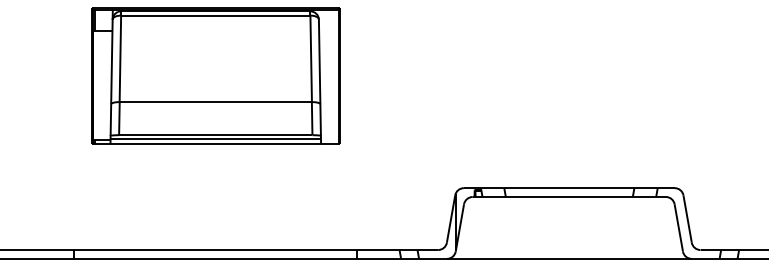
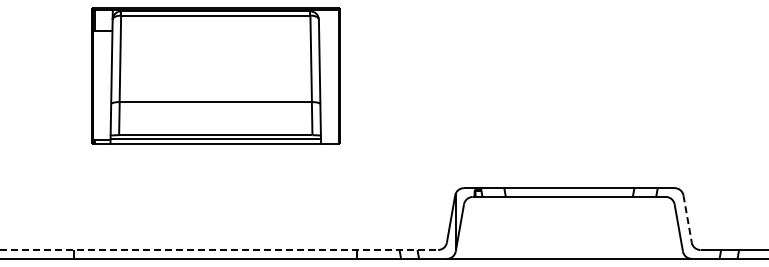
line: solid -> dashed (687, 219)
line: solid -> dashed (219, 250)
